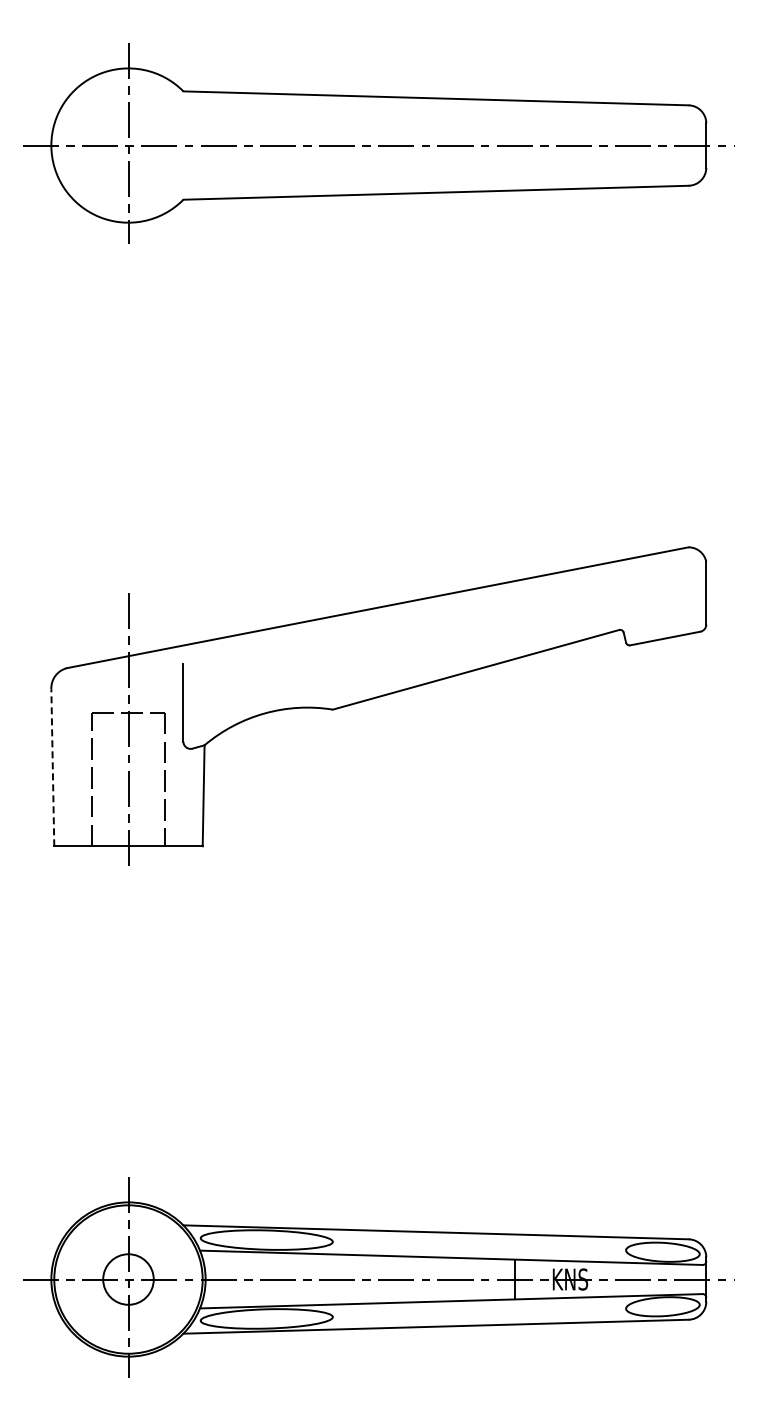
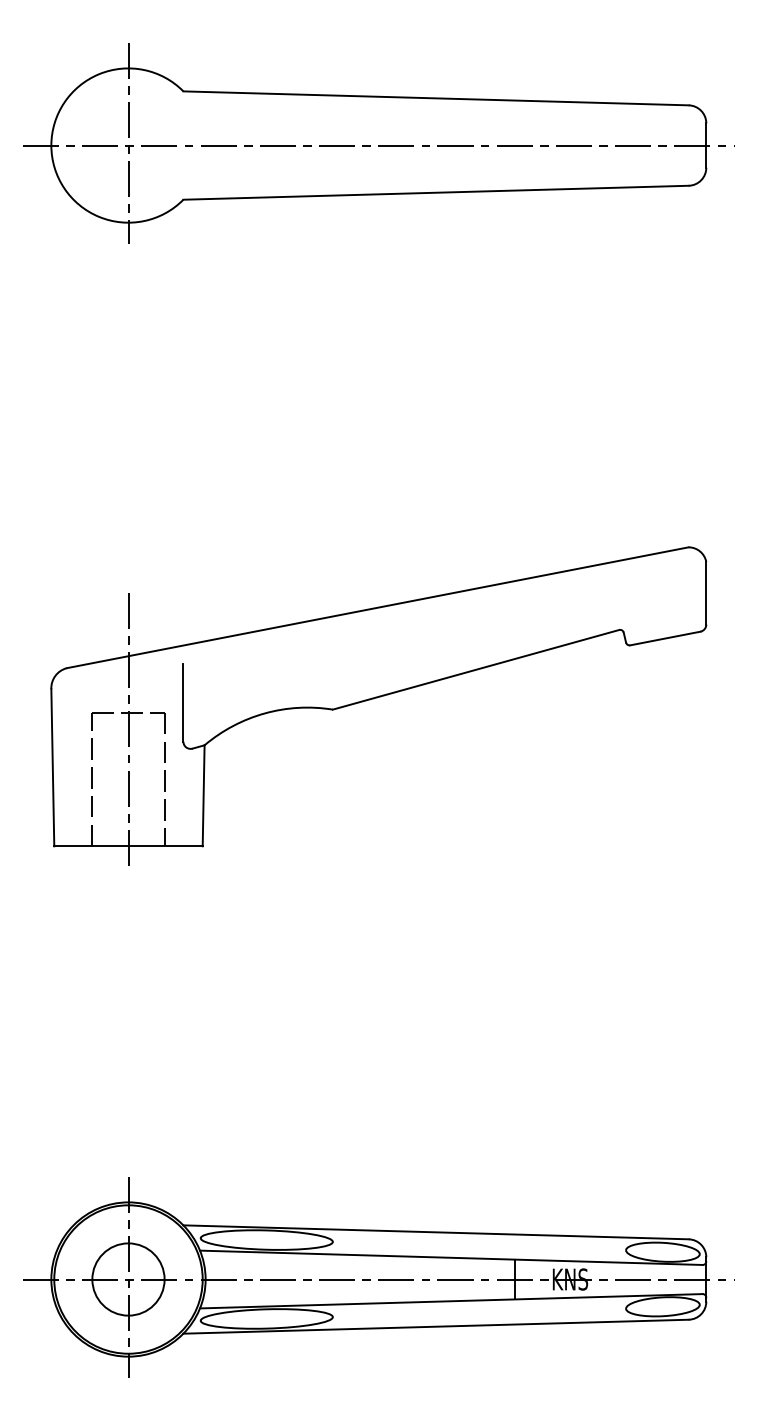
line: dashed -> solid (52, 767)
circle diameter: 51 px -> 72 px (128, 1279)
